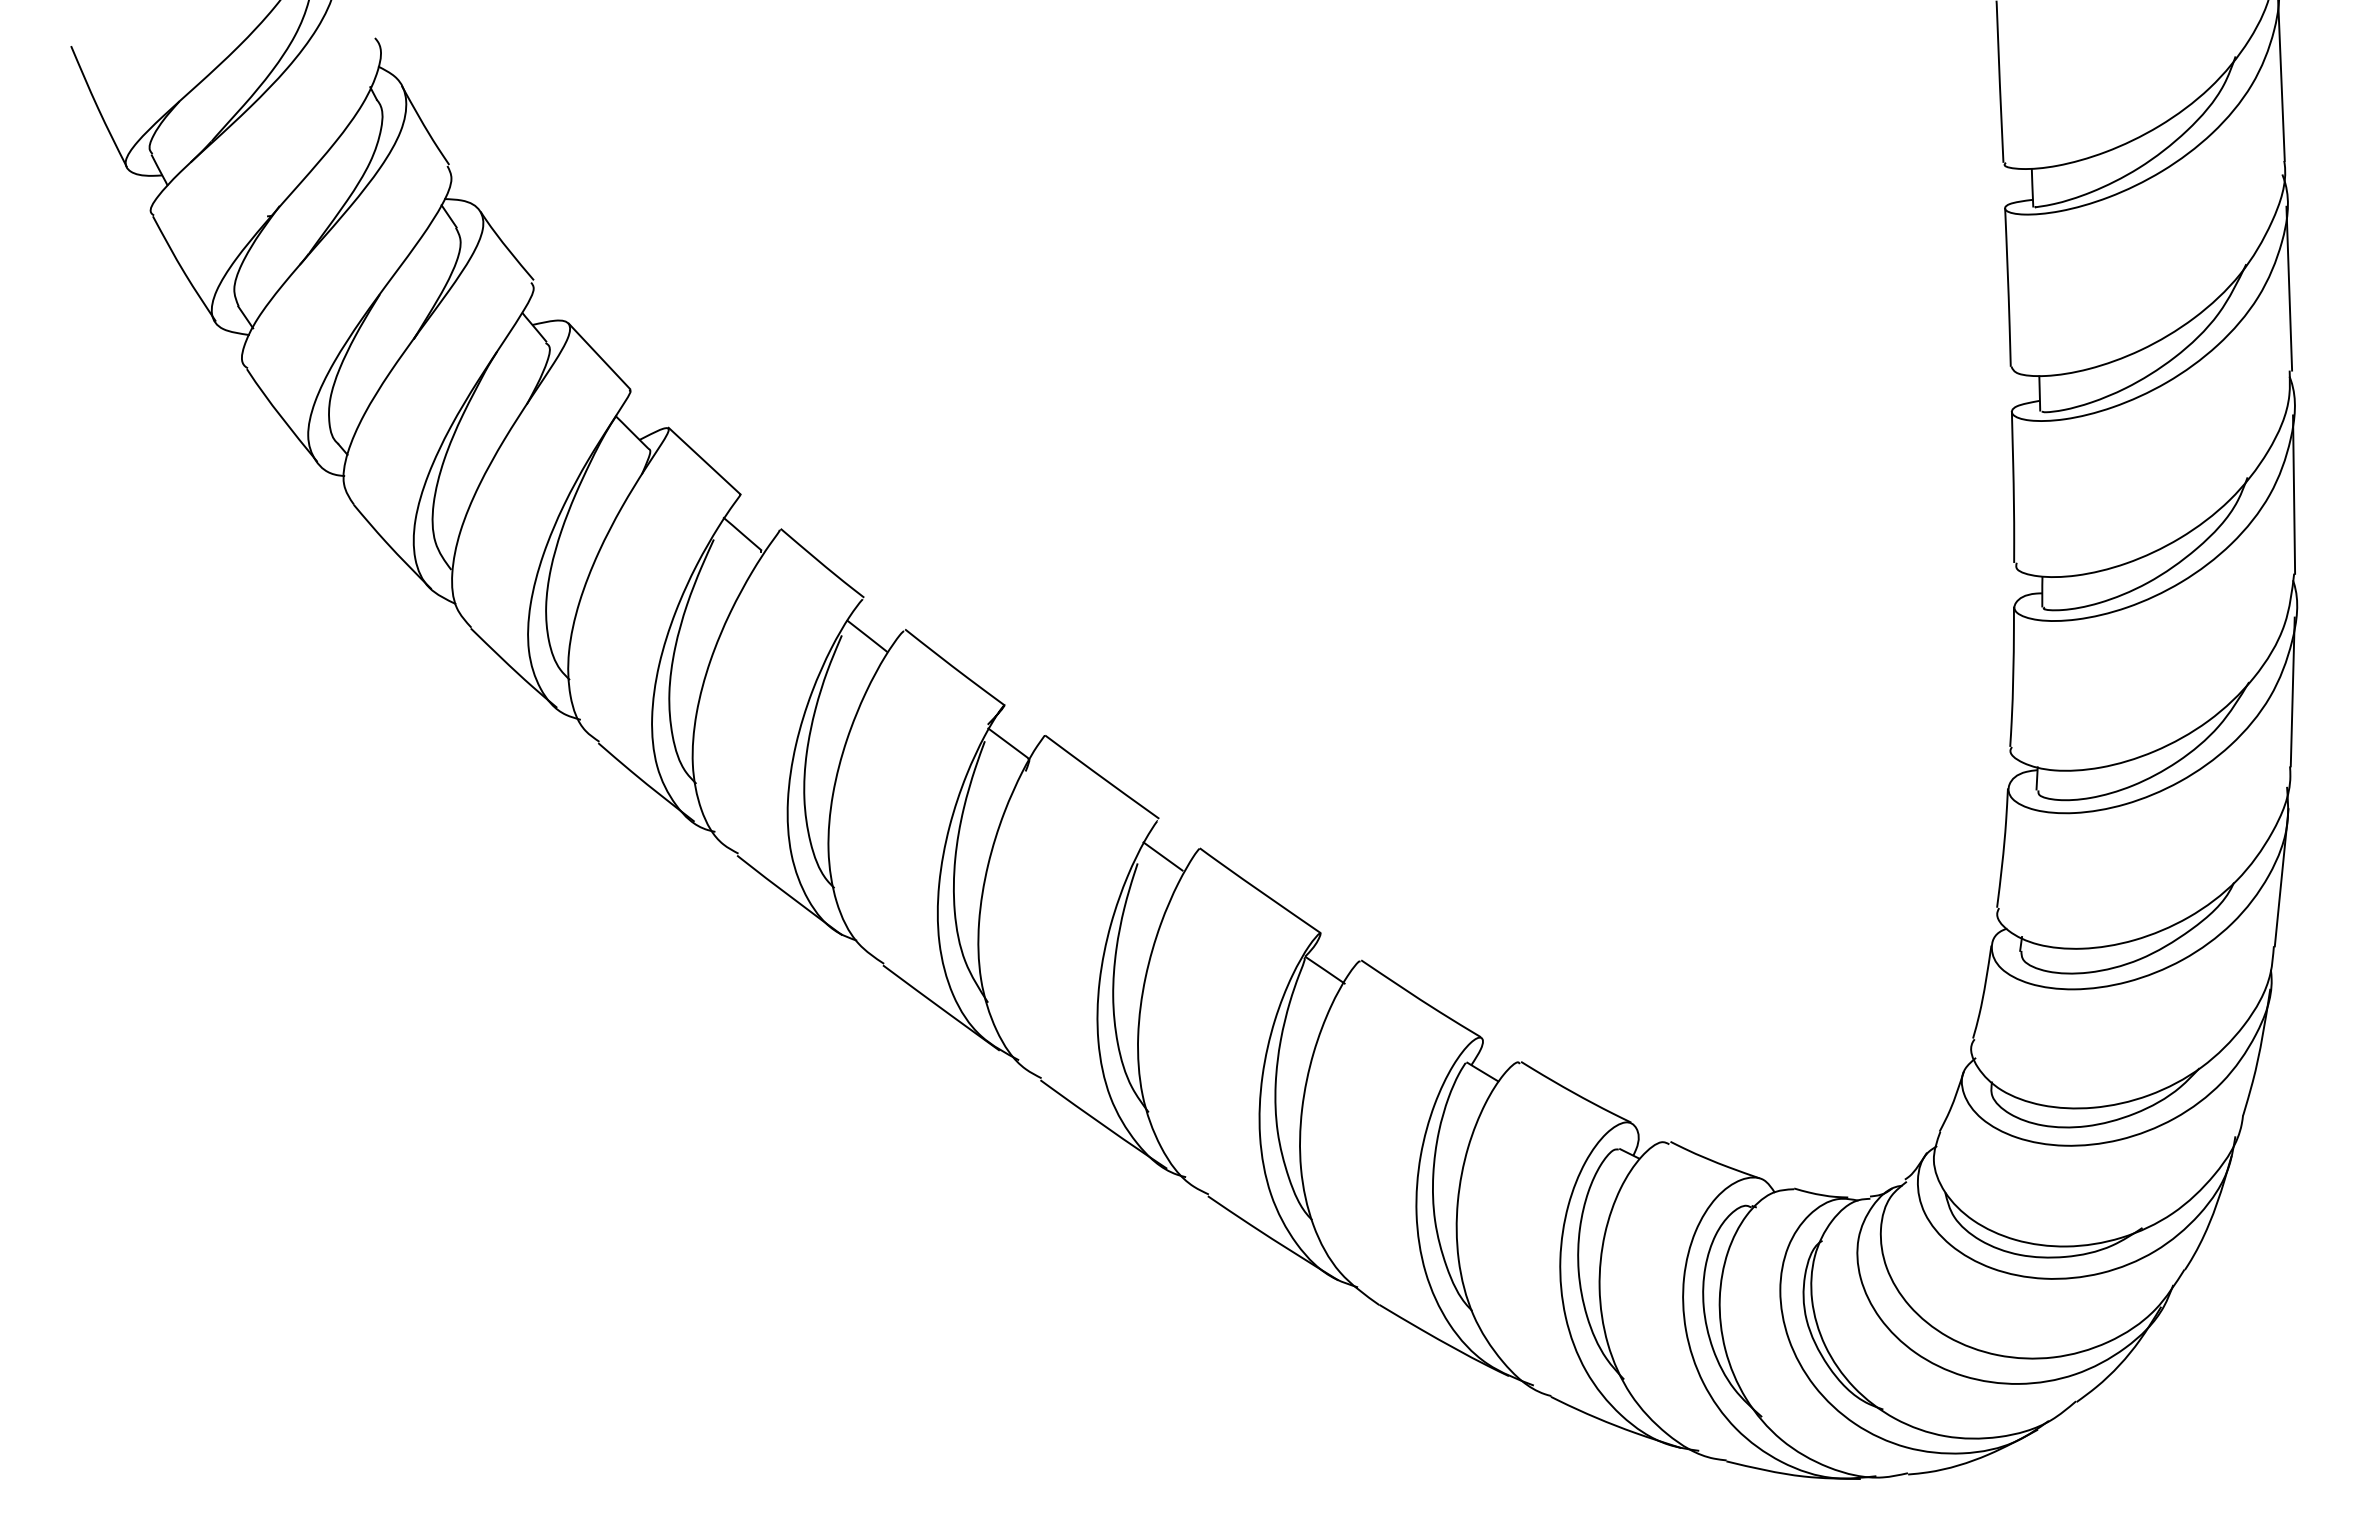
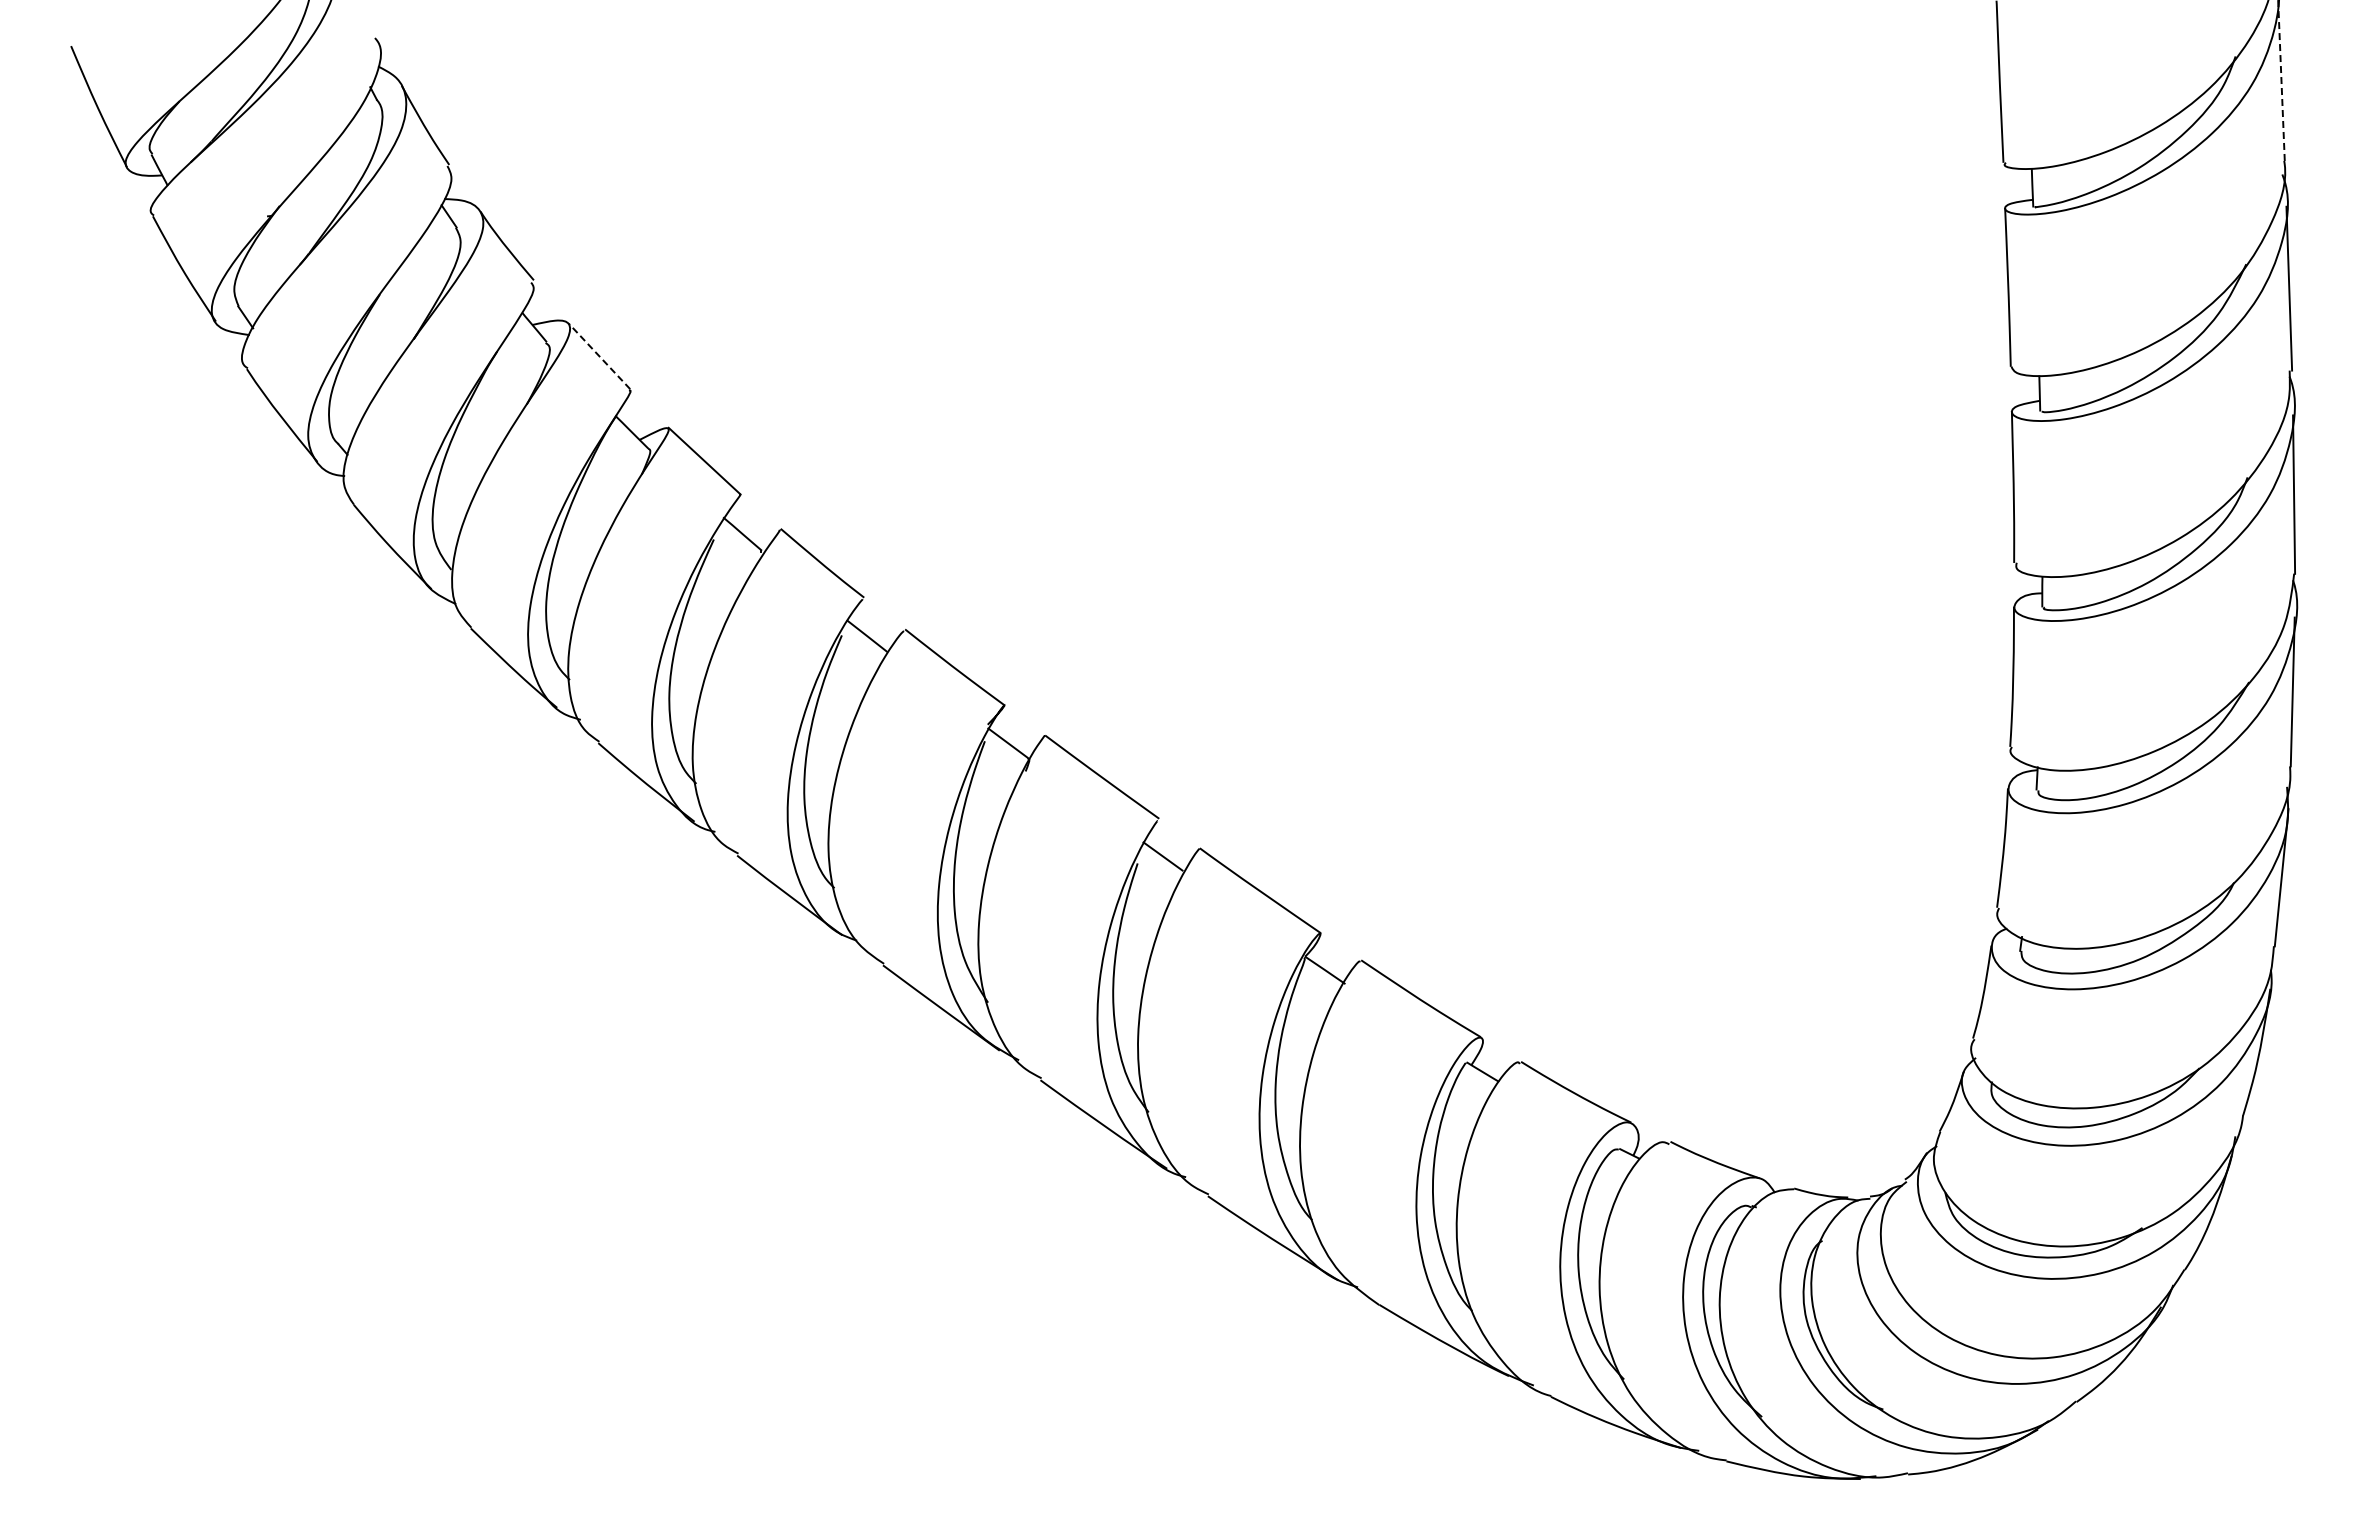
line: solid -> dashed (2281, 80)
line: solid -> dashed (599, 356)
